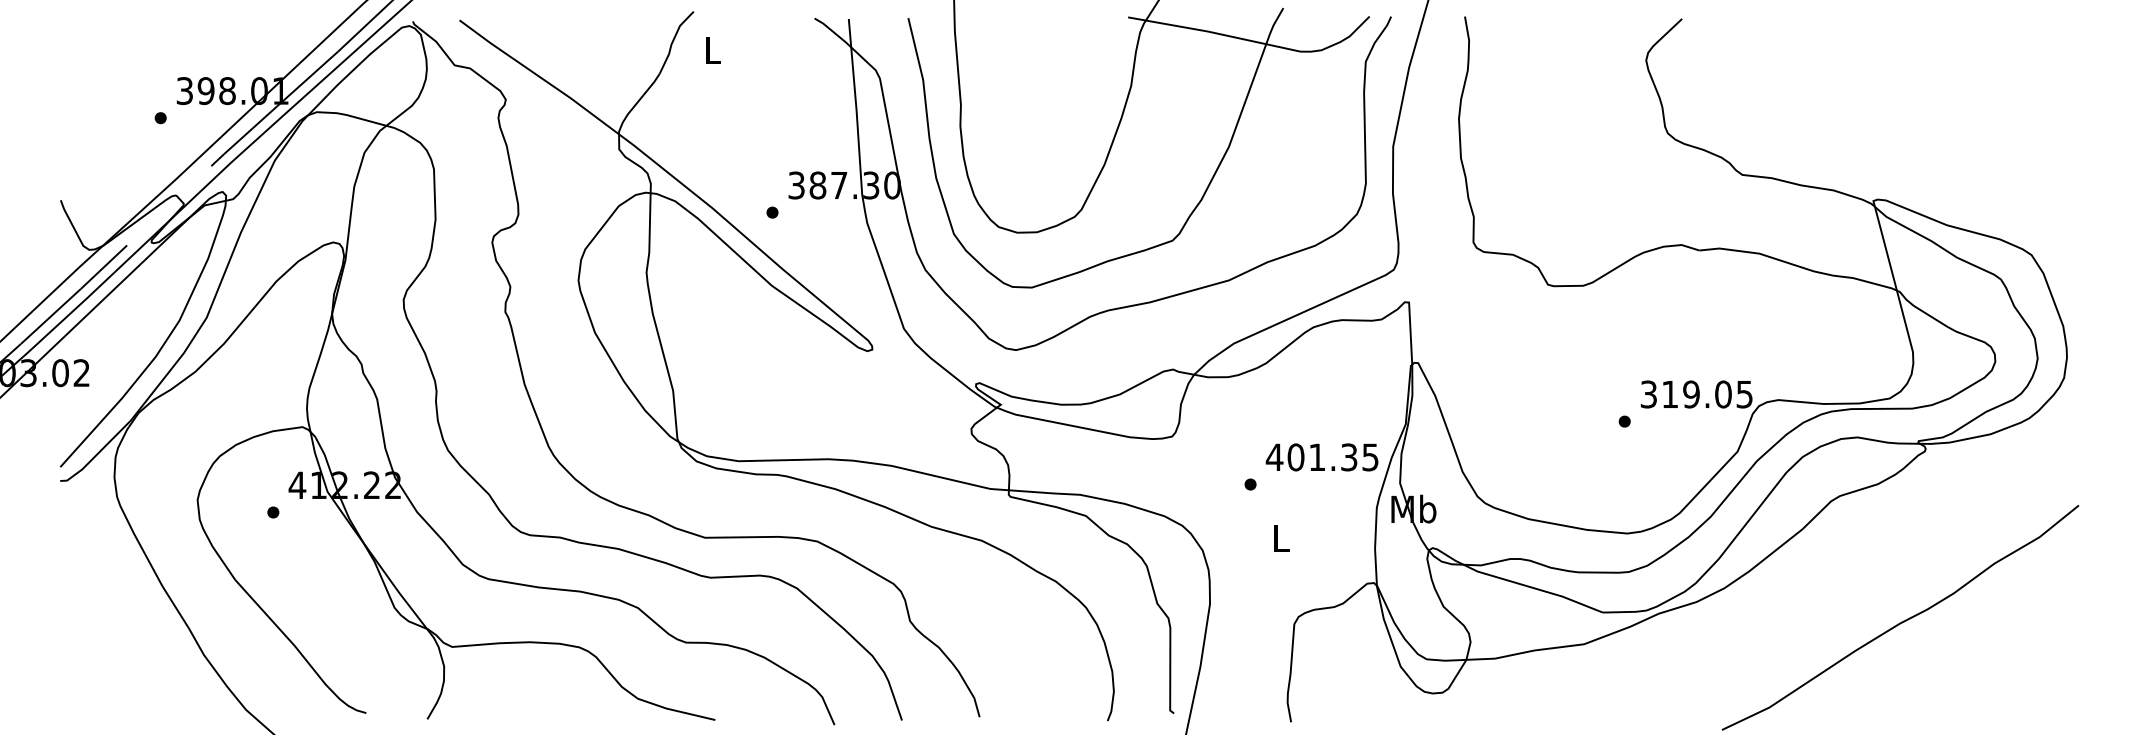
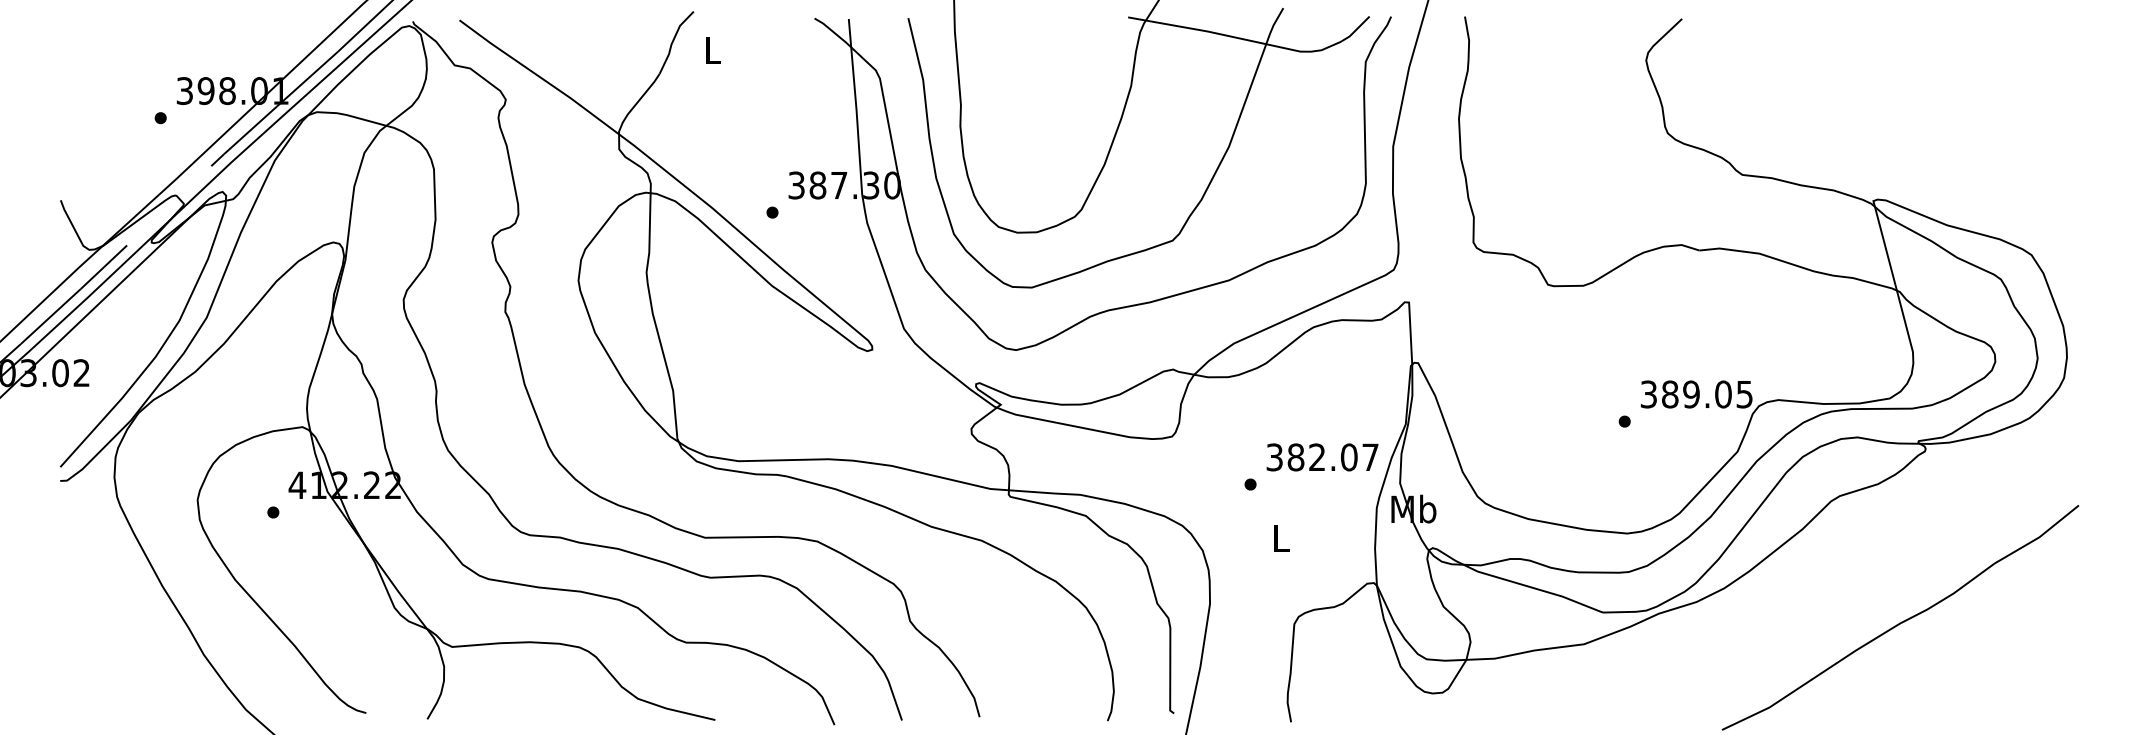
text: 319.05 -> 389.05 (1670, 394)
text: 401.35 -> 382.07 (1321, 457)
